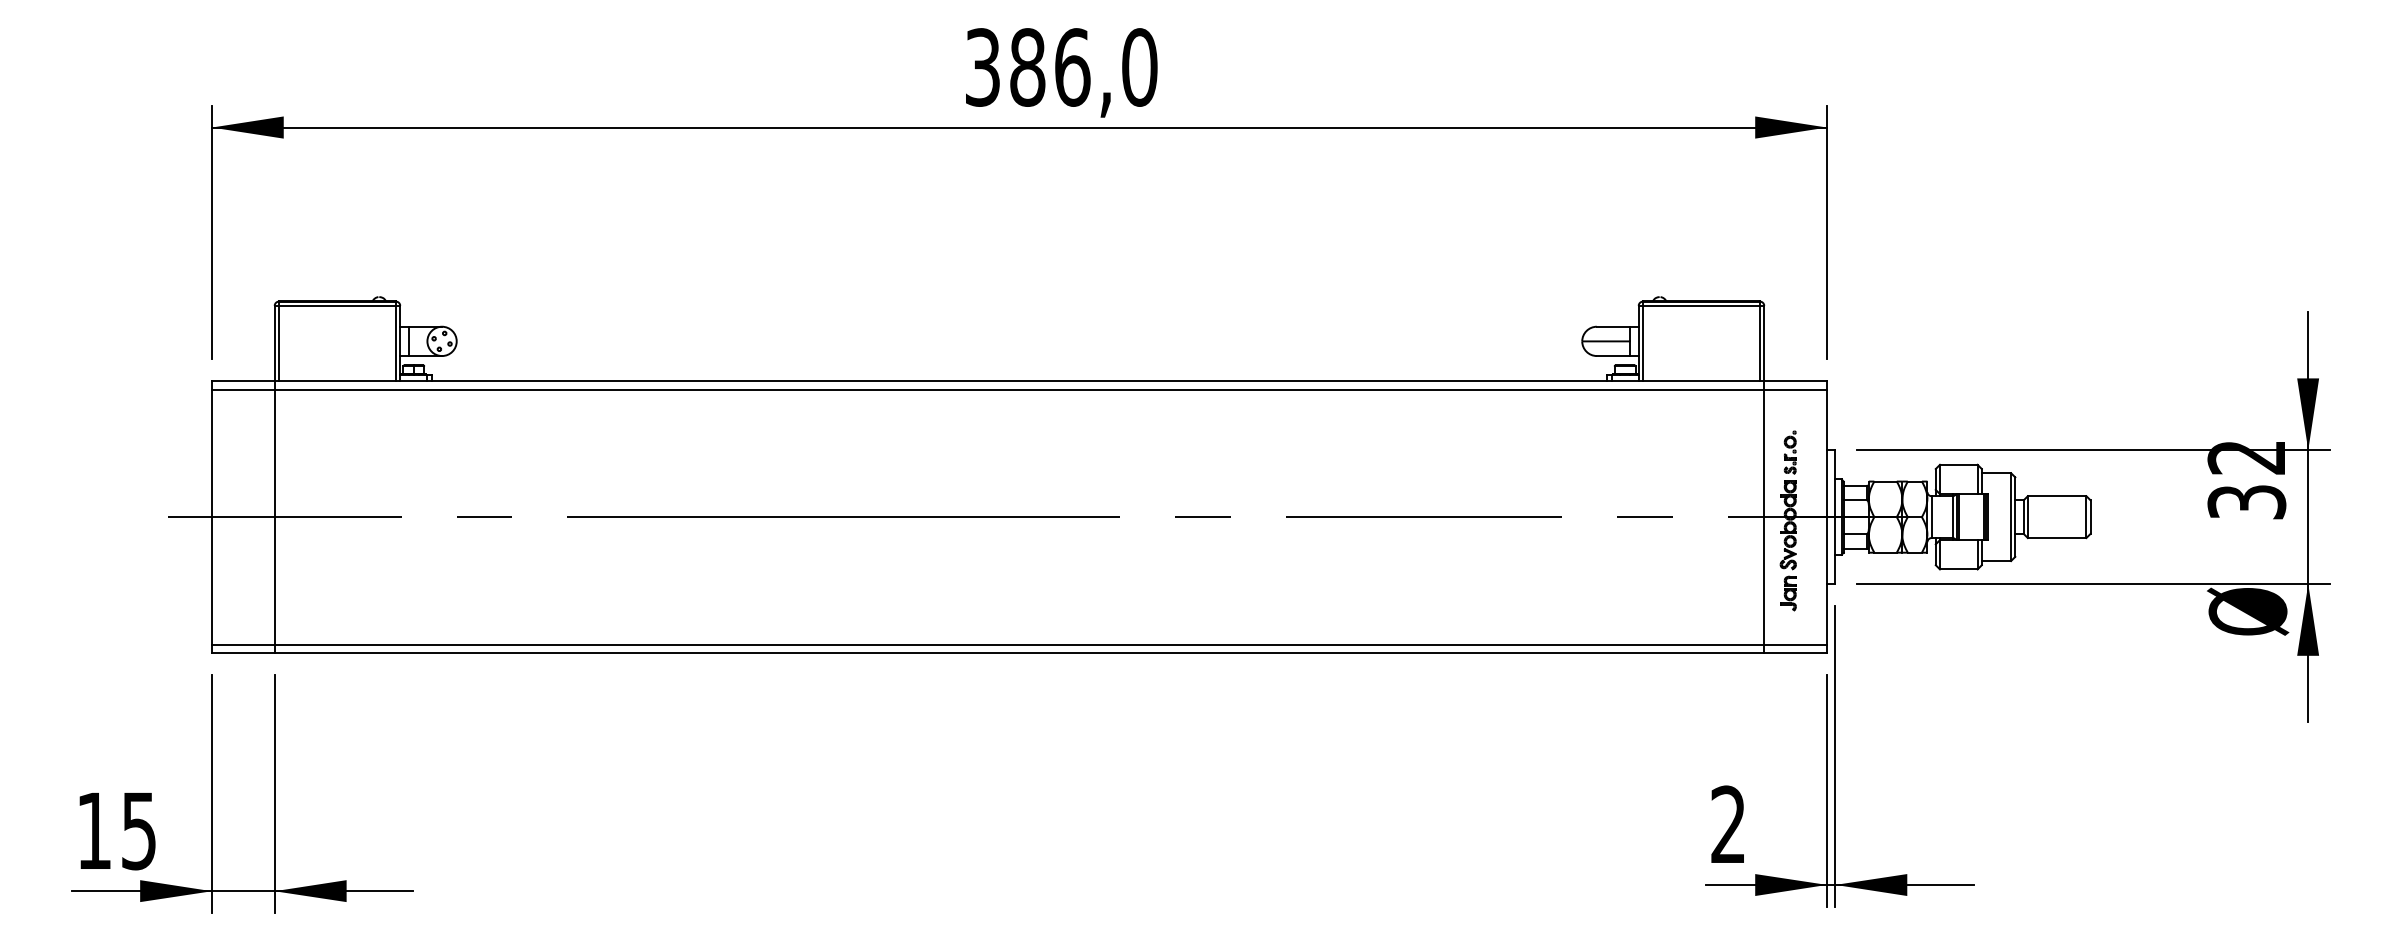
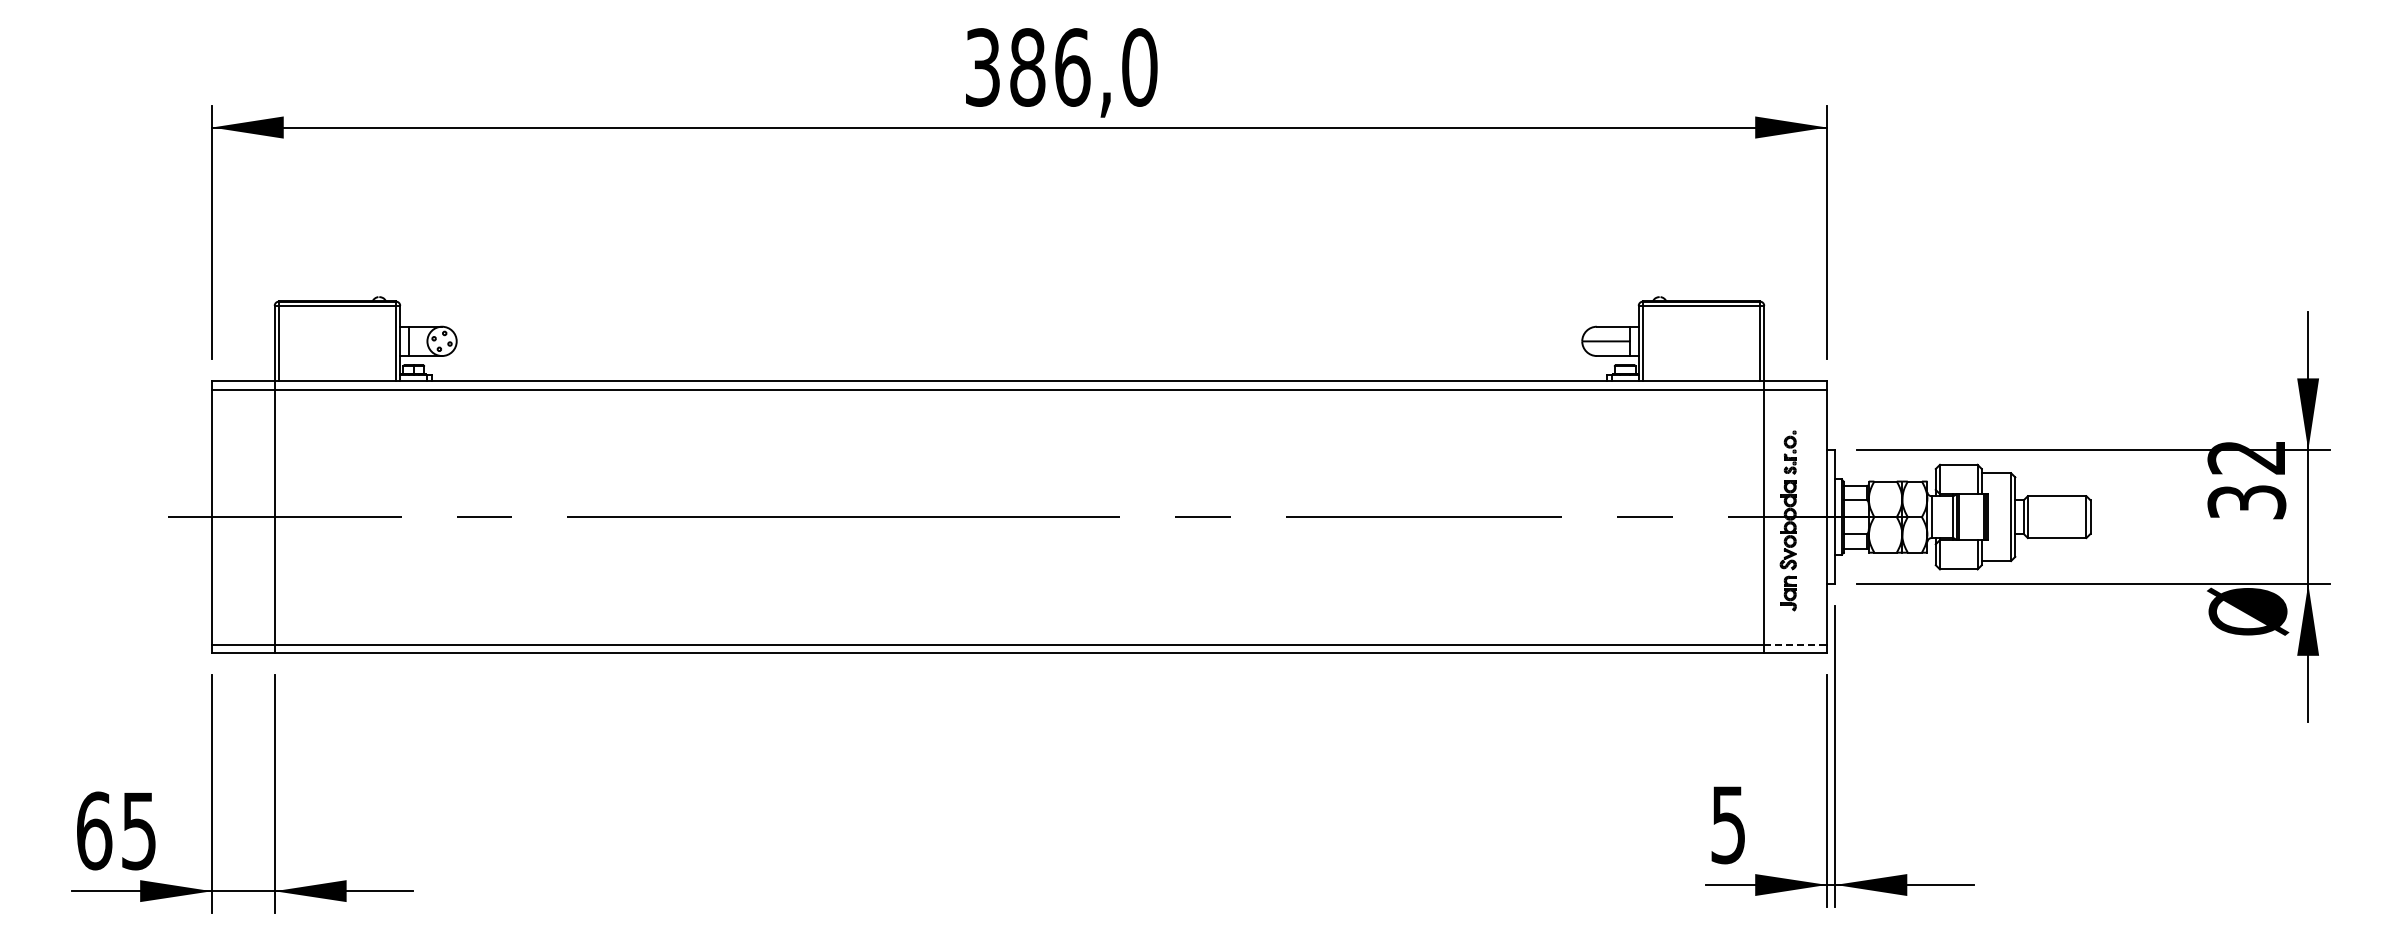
line: solid -> dashed (1796, 644)
text: 2 -> 5 (1727, 824)
text: 15 -> 65 (94, 830)
